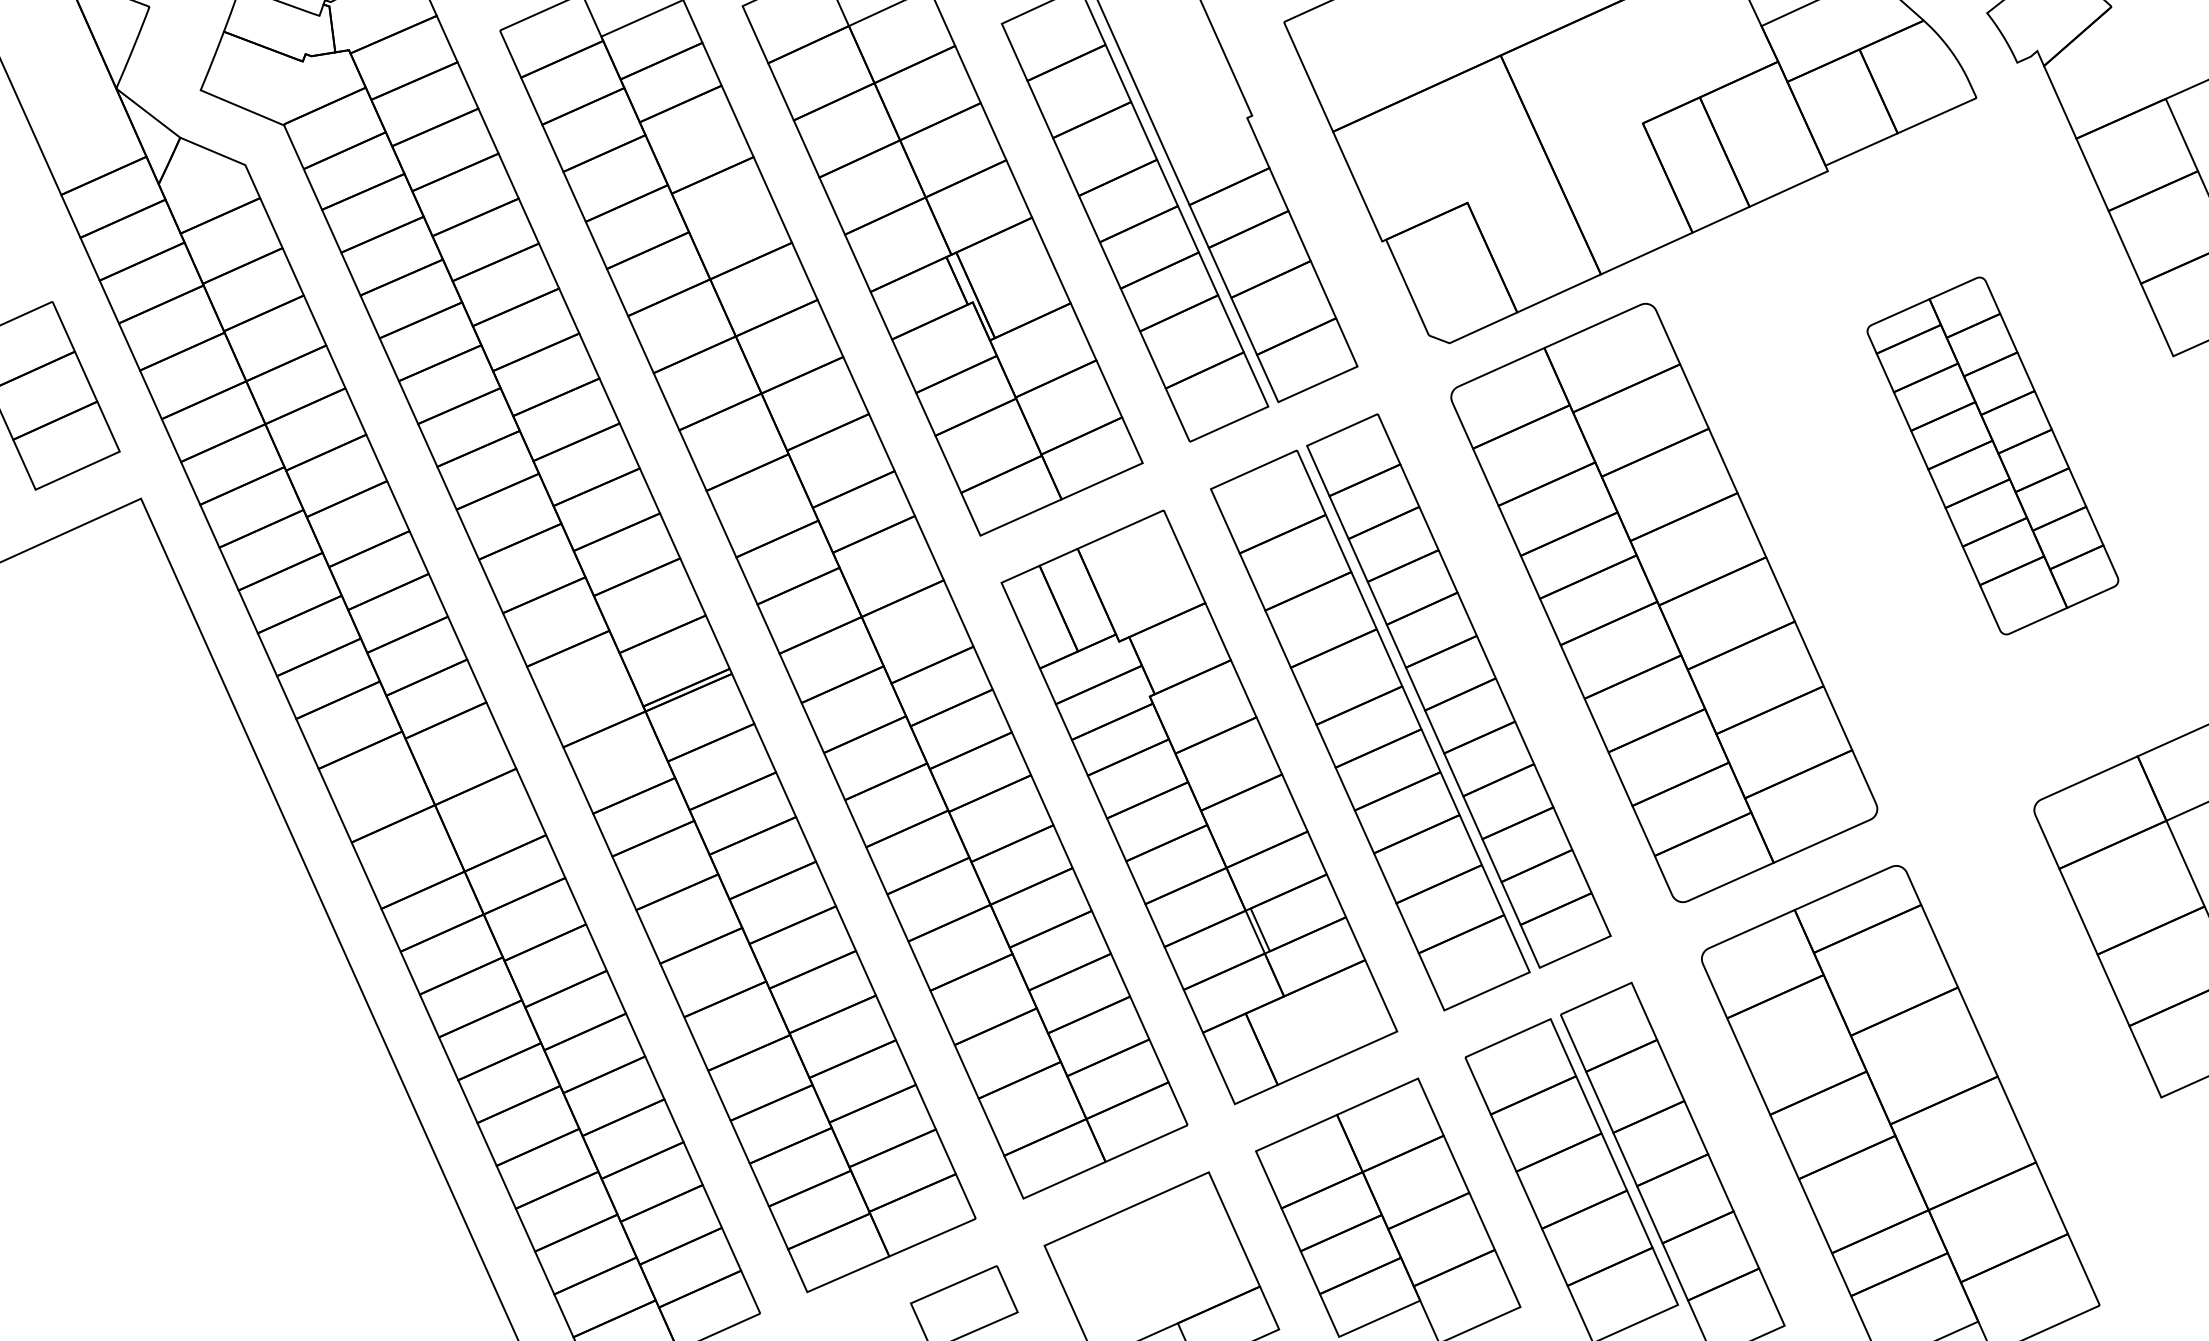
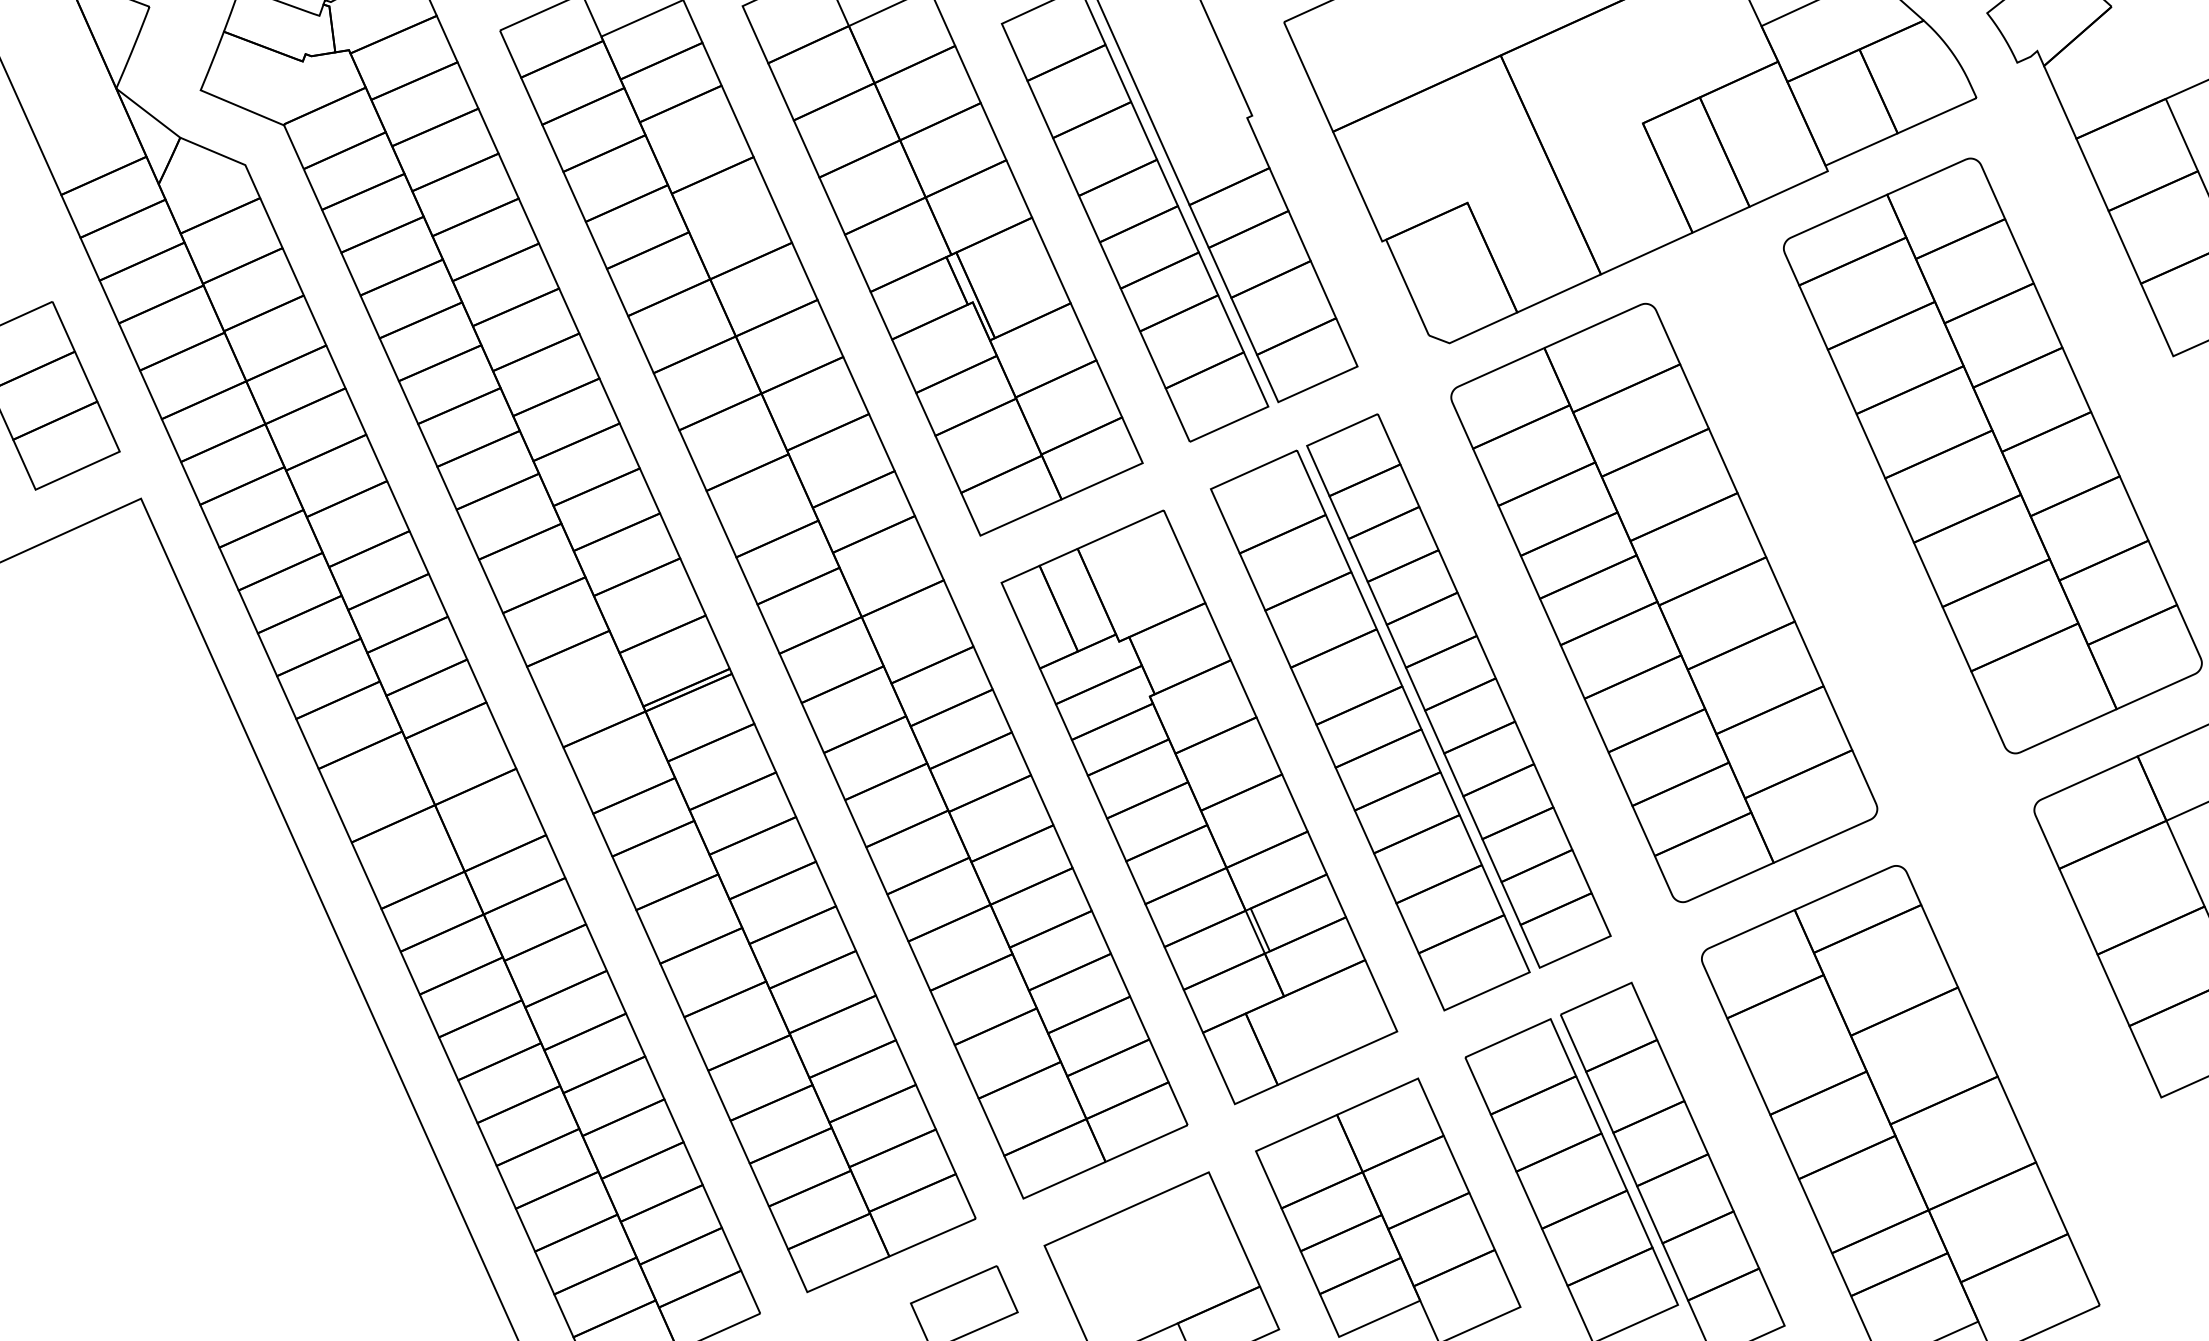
part size: 254x360 px -> 420x598 px (1992, 455)
